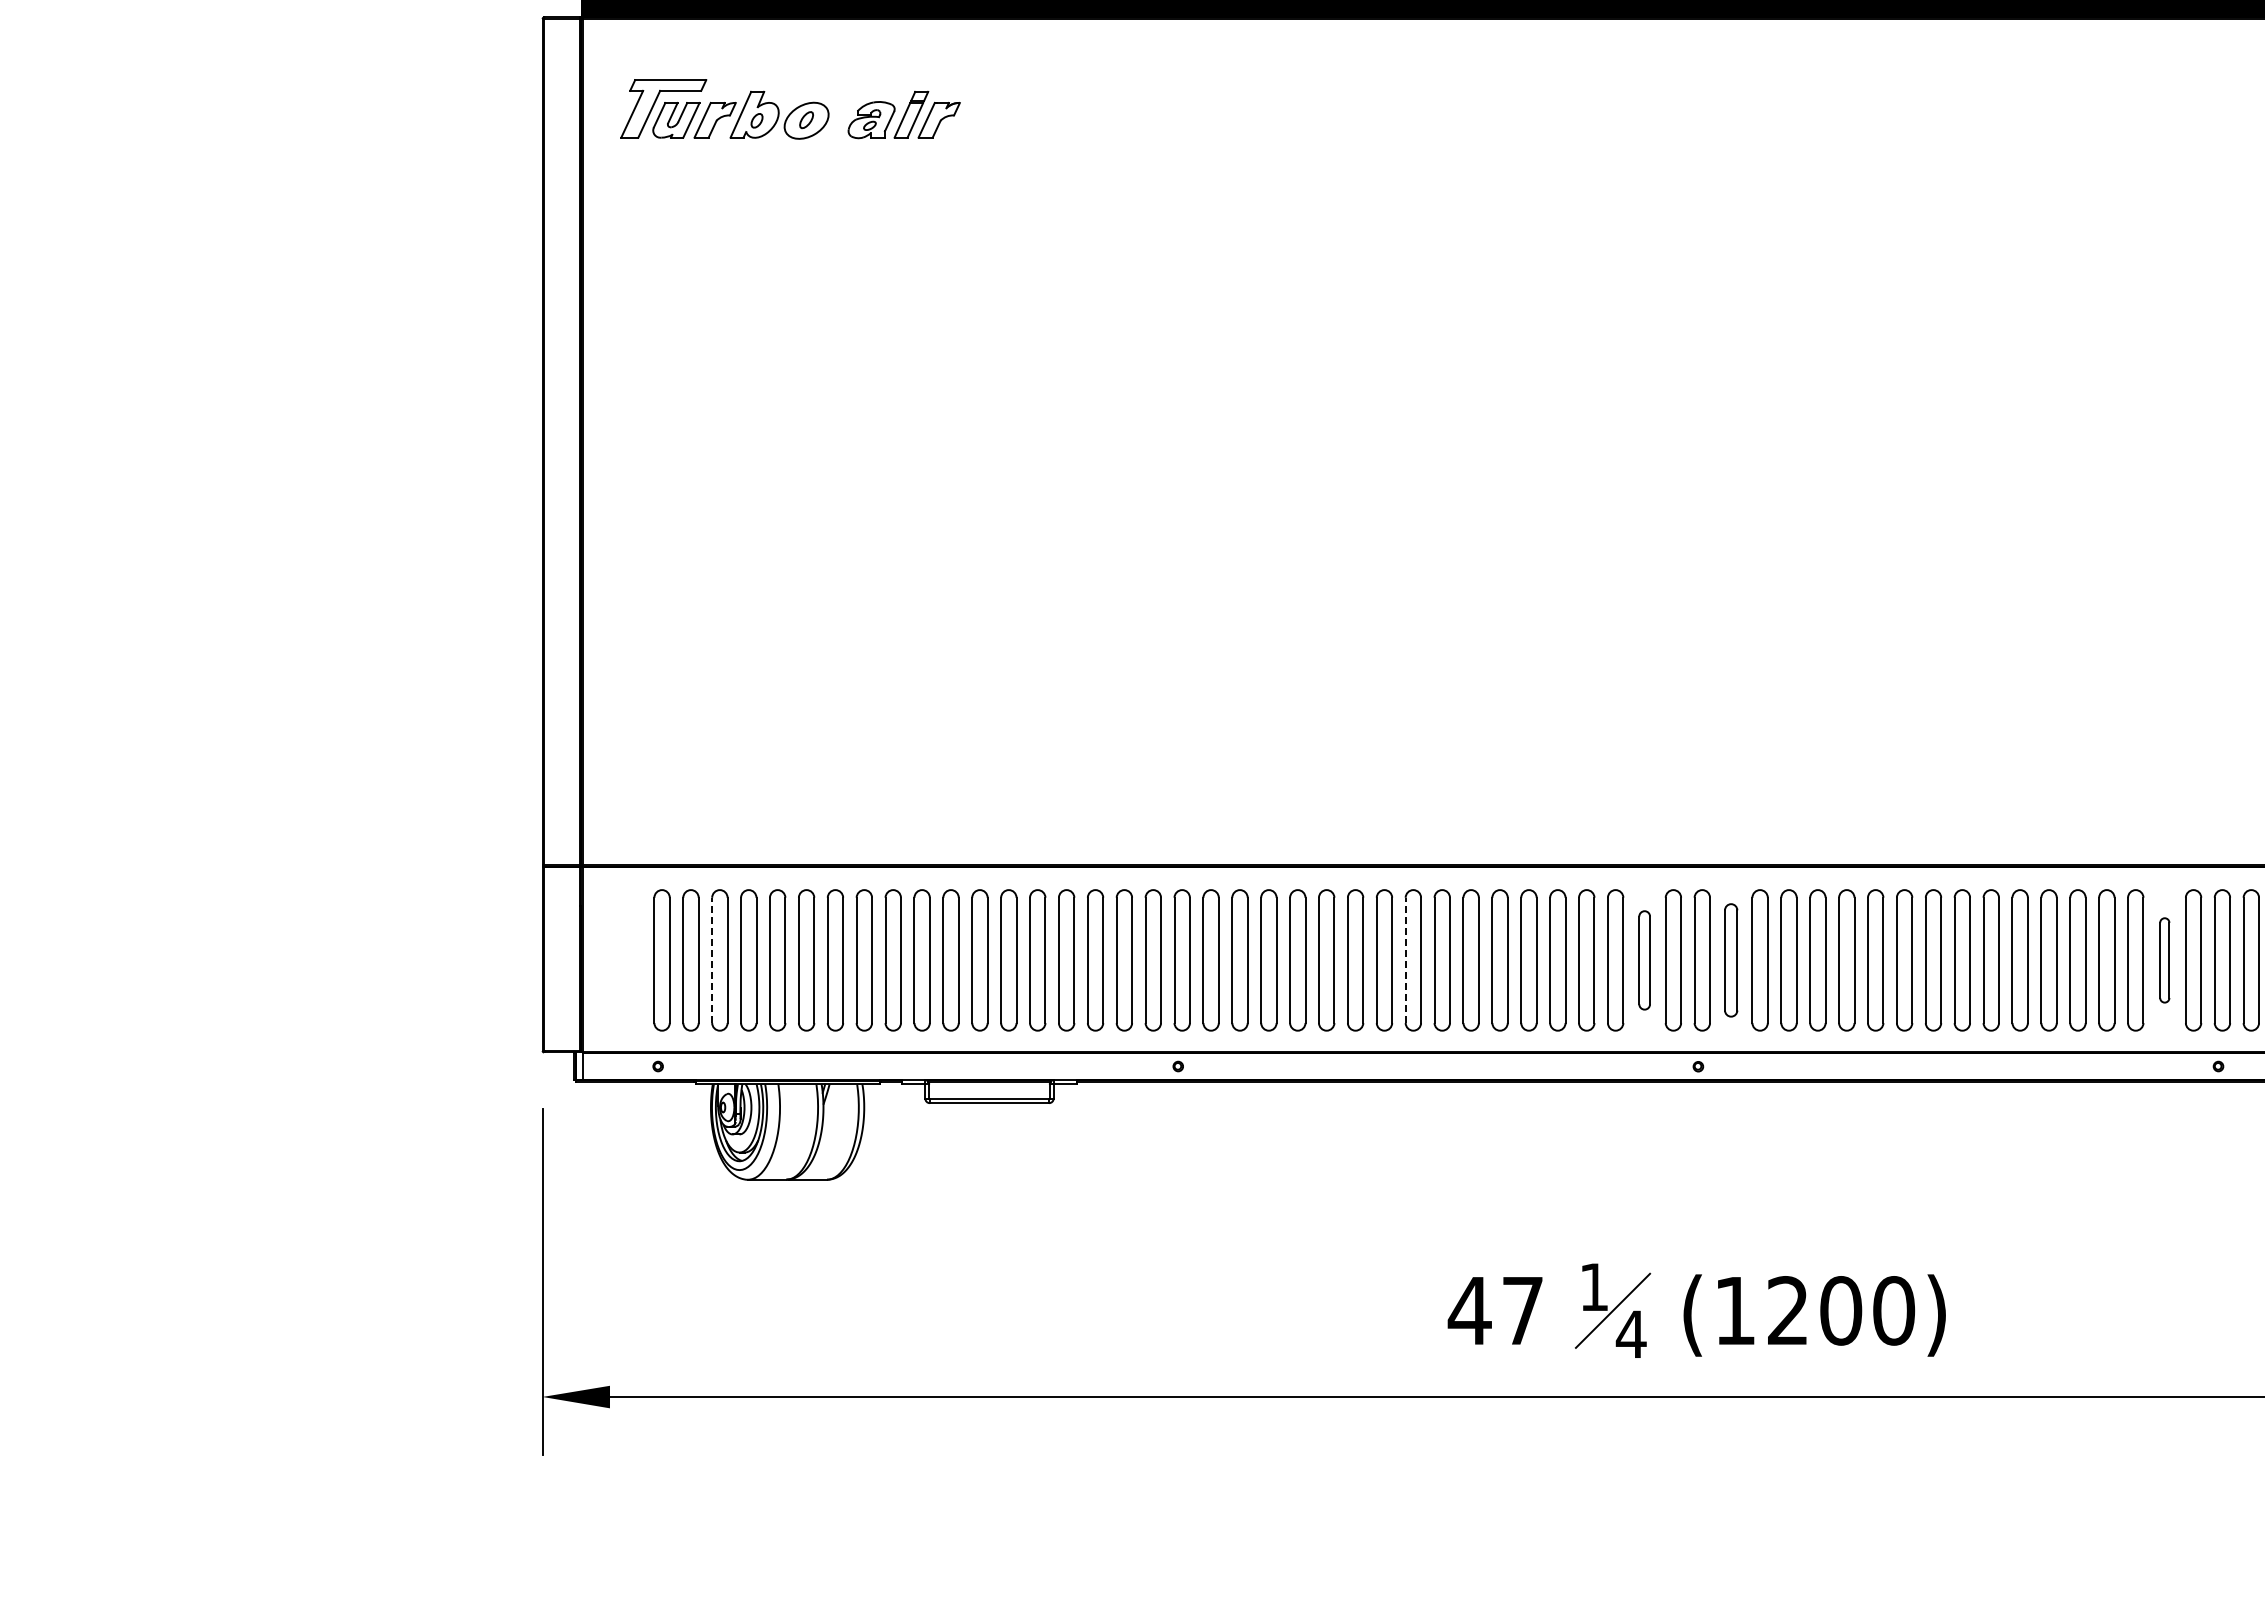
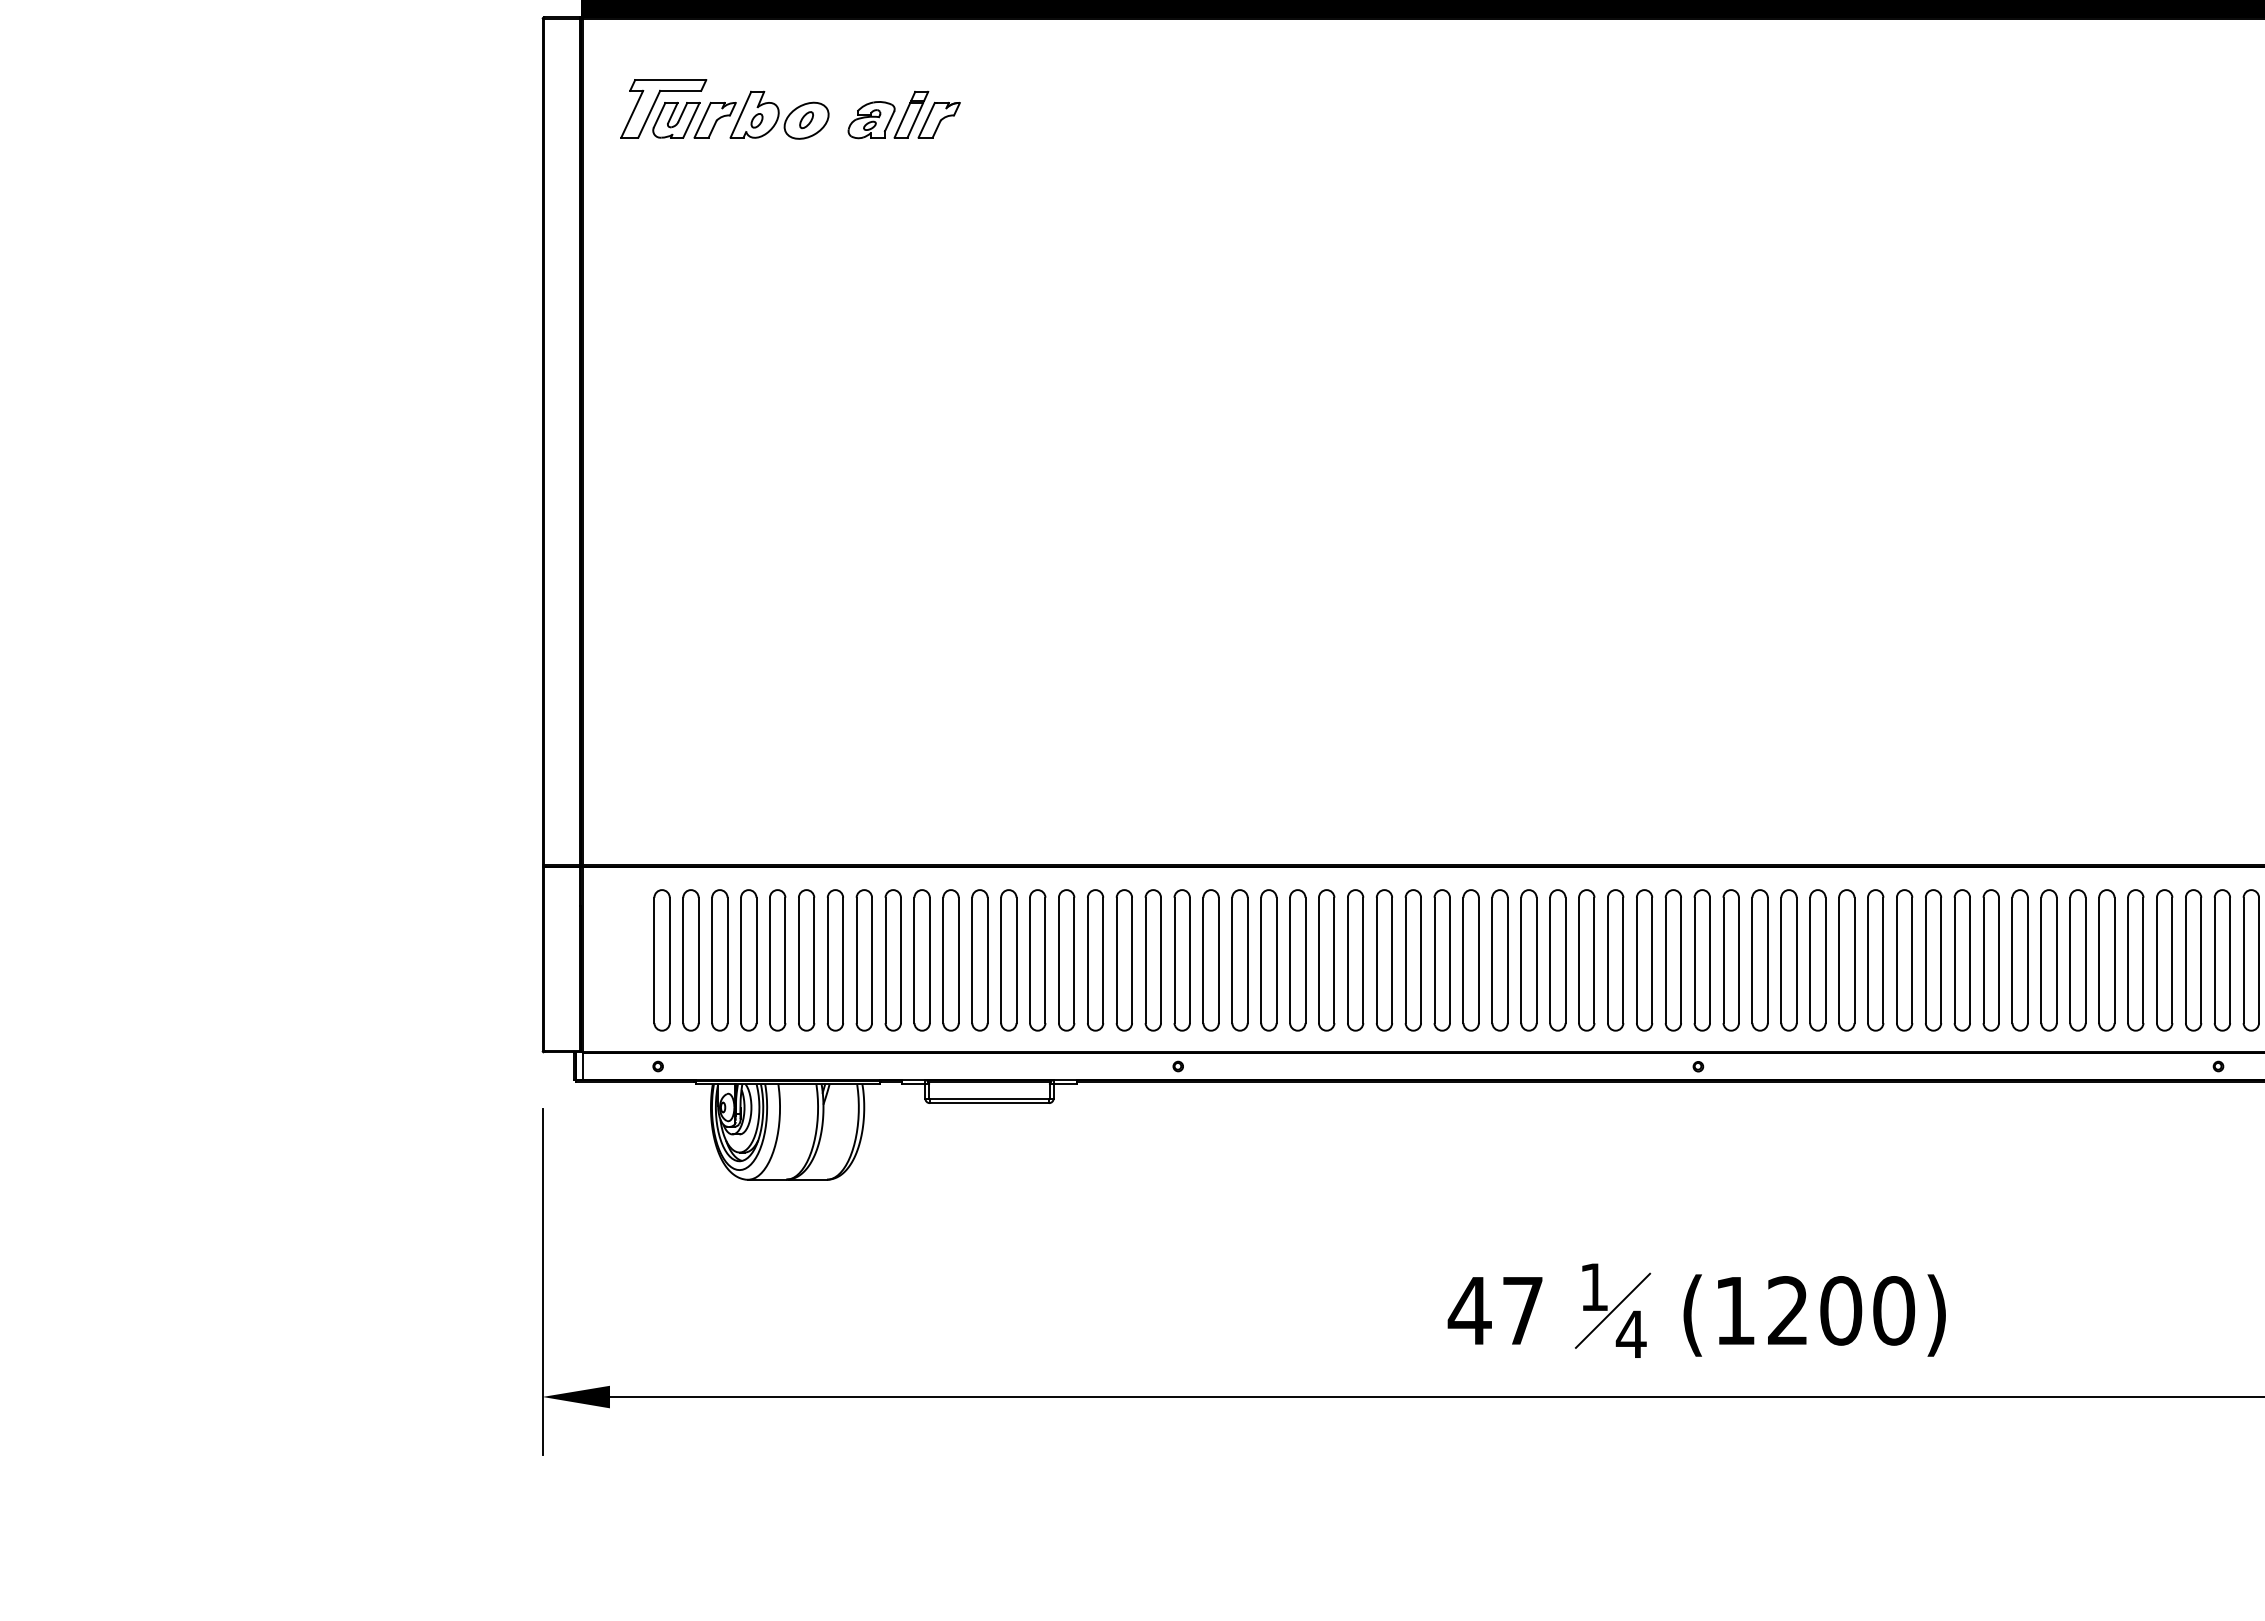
line: dashed -> solid (712, 960)
line: dashed -> solid (1405, 960)
part size: 13x101 px -> 18x143 px (1644, 960)
part size: 15x115 px -> 18x143 px (1730, 960)
part size: 12x87 px -> 18x143 px (2164, 960)
